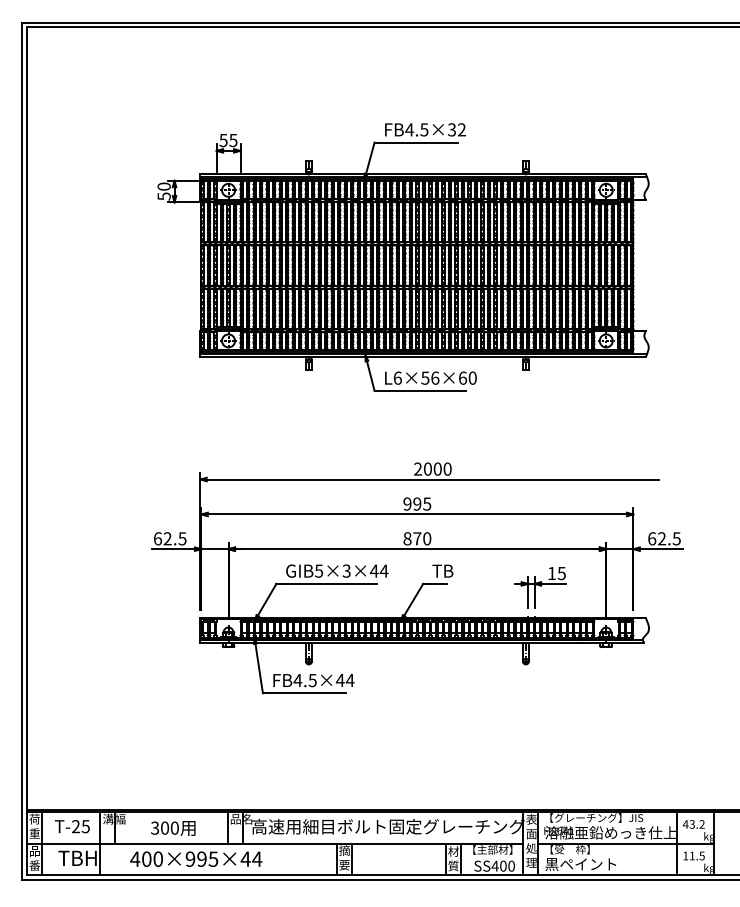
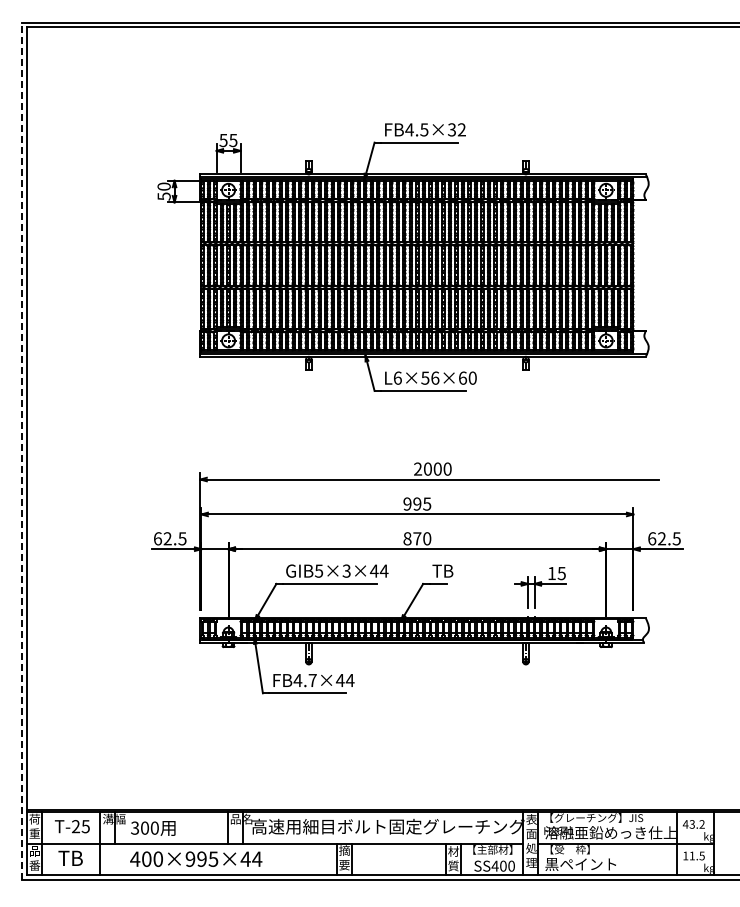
line: solid -> dashed (22, 450)
text: FB4.5×44 -> FB4.7×44 (312, 680)
text position: (173, 828) -> (153, 828) (153, 828)
text: TBH -> TB (91, 857)
